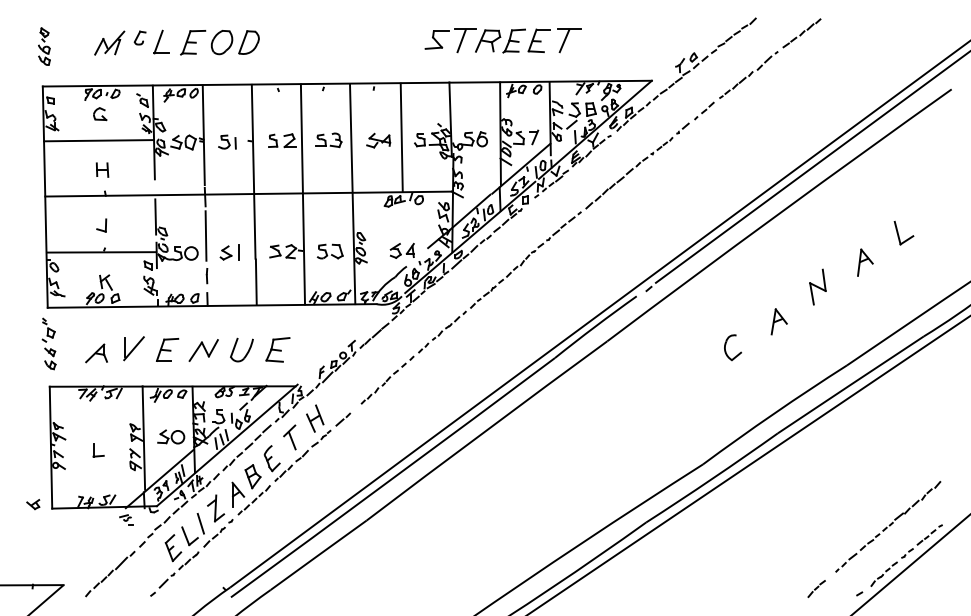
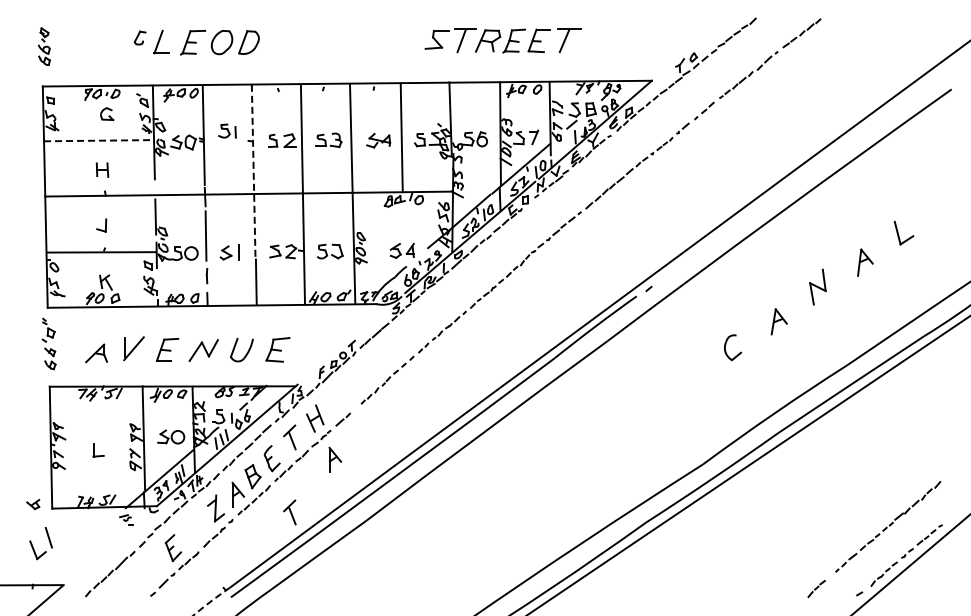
part: present -> none (109, 42)
part position: (100, 114) -> (107, 114) (107, 114)
line: solid -> dashed (98, 140)
part position: (227, 141) -> (227, 130) (227, 130)
line: present -> none (811, 167)
line: solid -> dashed (253, 171)
part: none -> present (335, 459)
part: none -> present (289, 512)
part position: (185, 532) -> (33, 546) (33, 546)
arc: solid -> dashed (211, 601)
